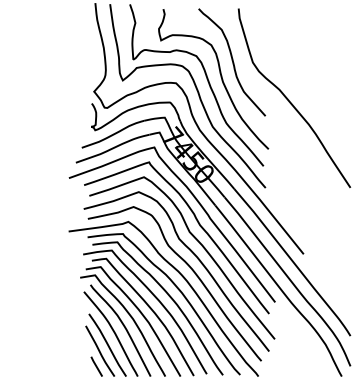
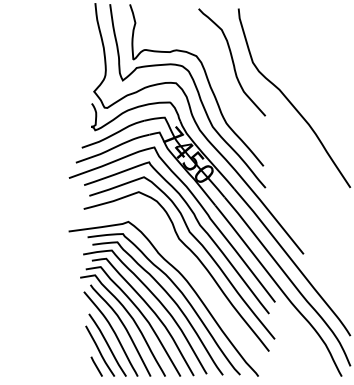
curve: present -> none (220, 77)
curve: present -> none (191, 270)
